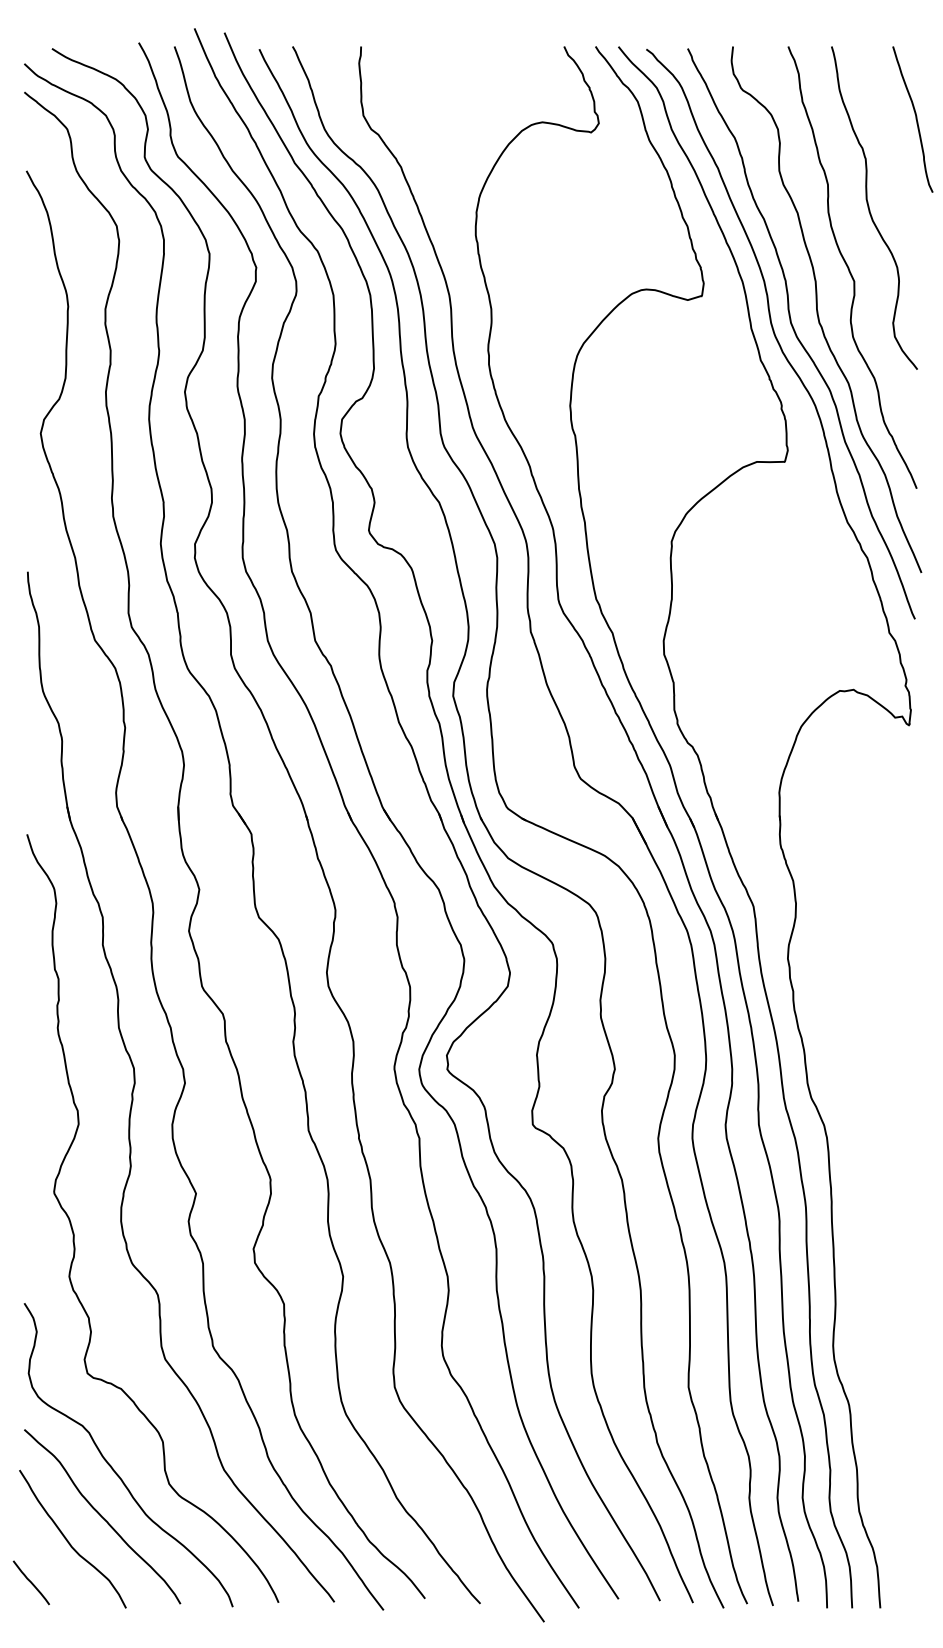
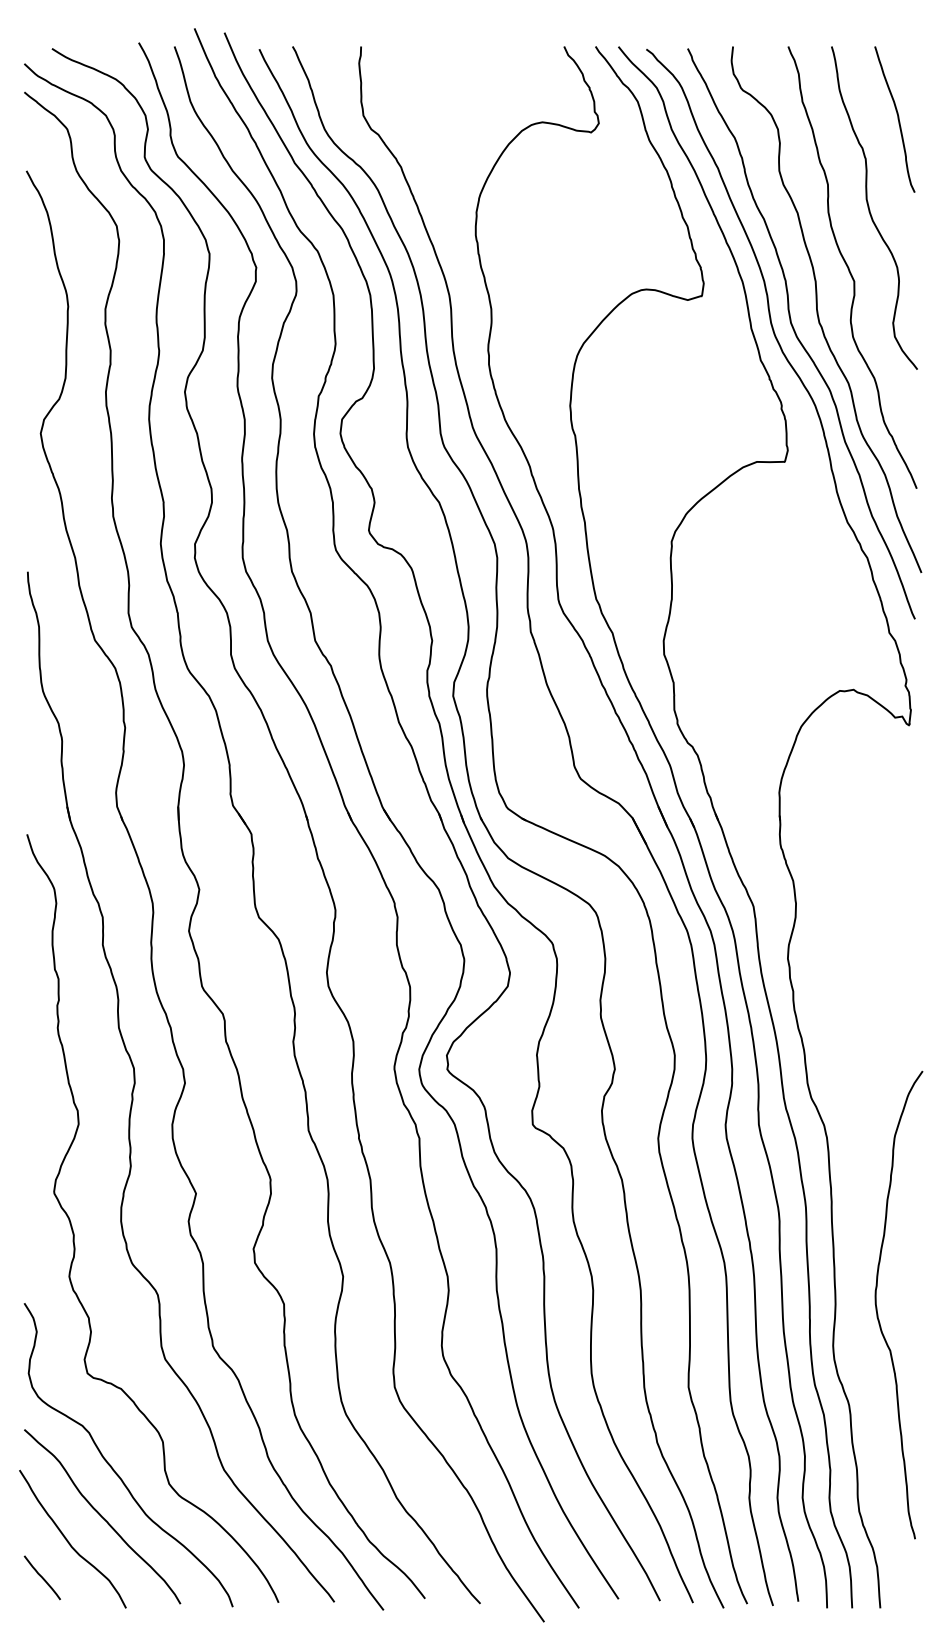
curve position: (915, 119) -> (897, 119) (897, 119)
curve: none -> present (877, 1307)
line position: (30, 1582) -> (41, 1577) (41, 1577)
